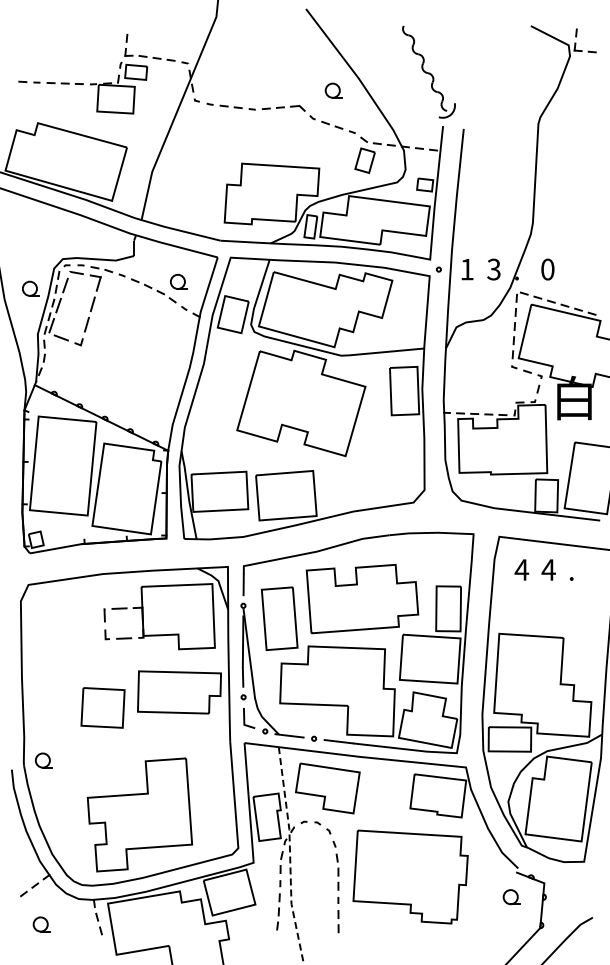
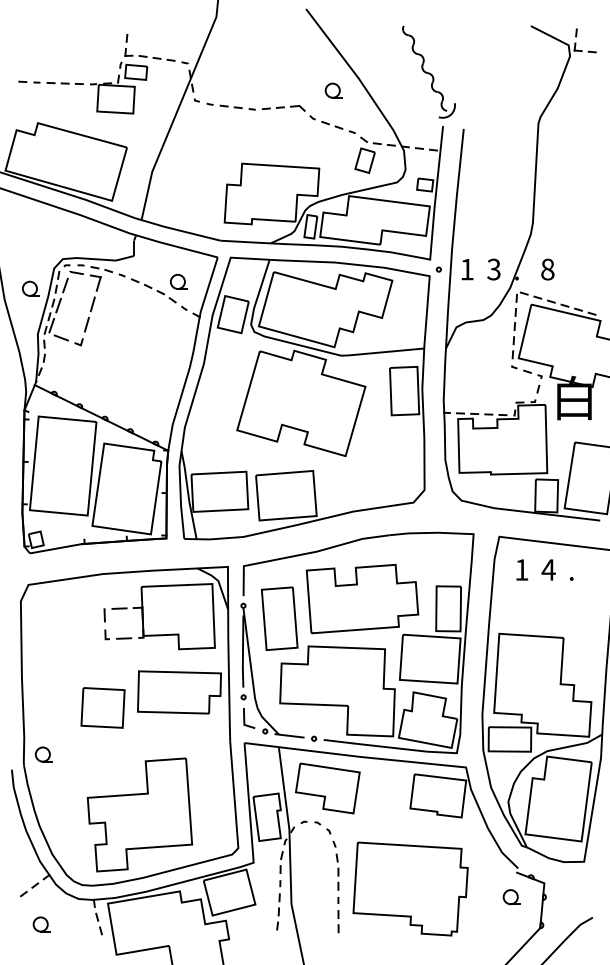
text: 0 -> 8 (547, 269)
text: 4 -> 1 (521, 569)
part position: (43, 760) -> (43, 754) (43, 754)
line: dashed -> solid (290, 856)
part position: (410, 876) -> (410, 888) (410, 888)
